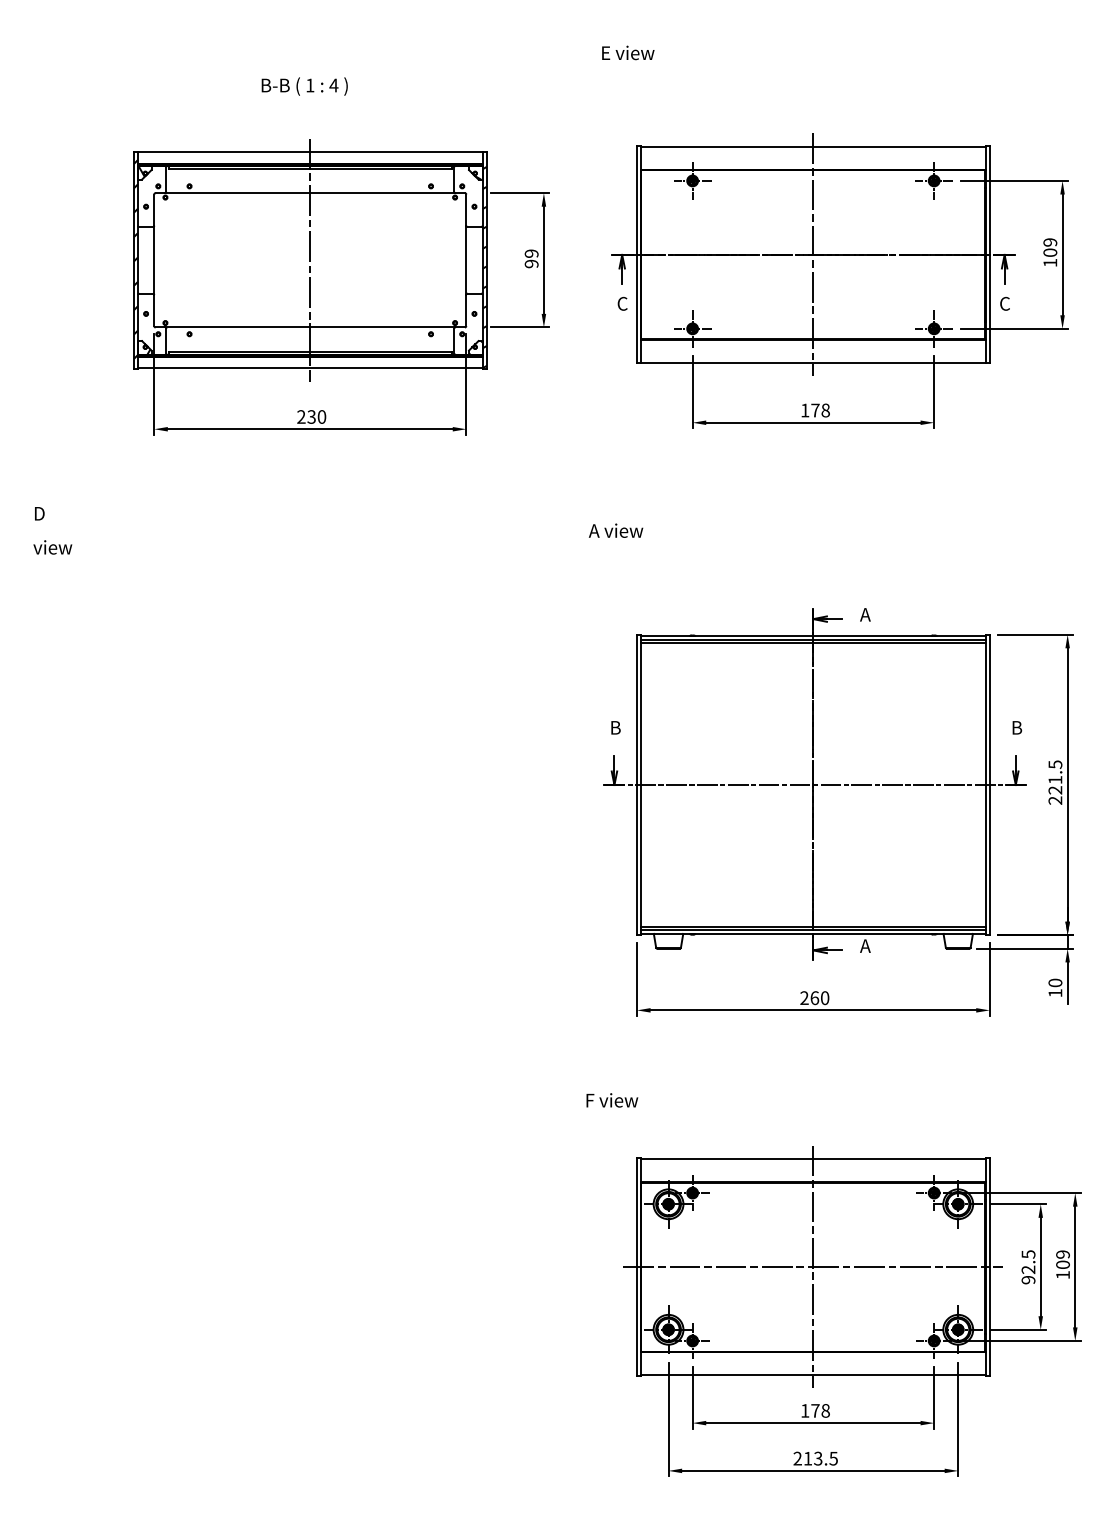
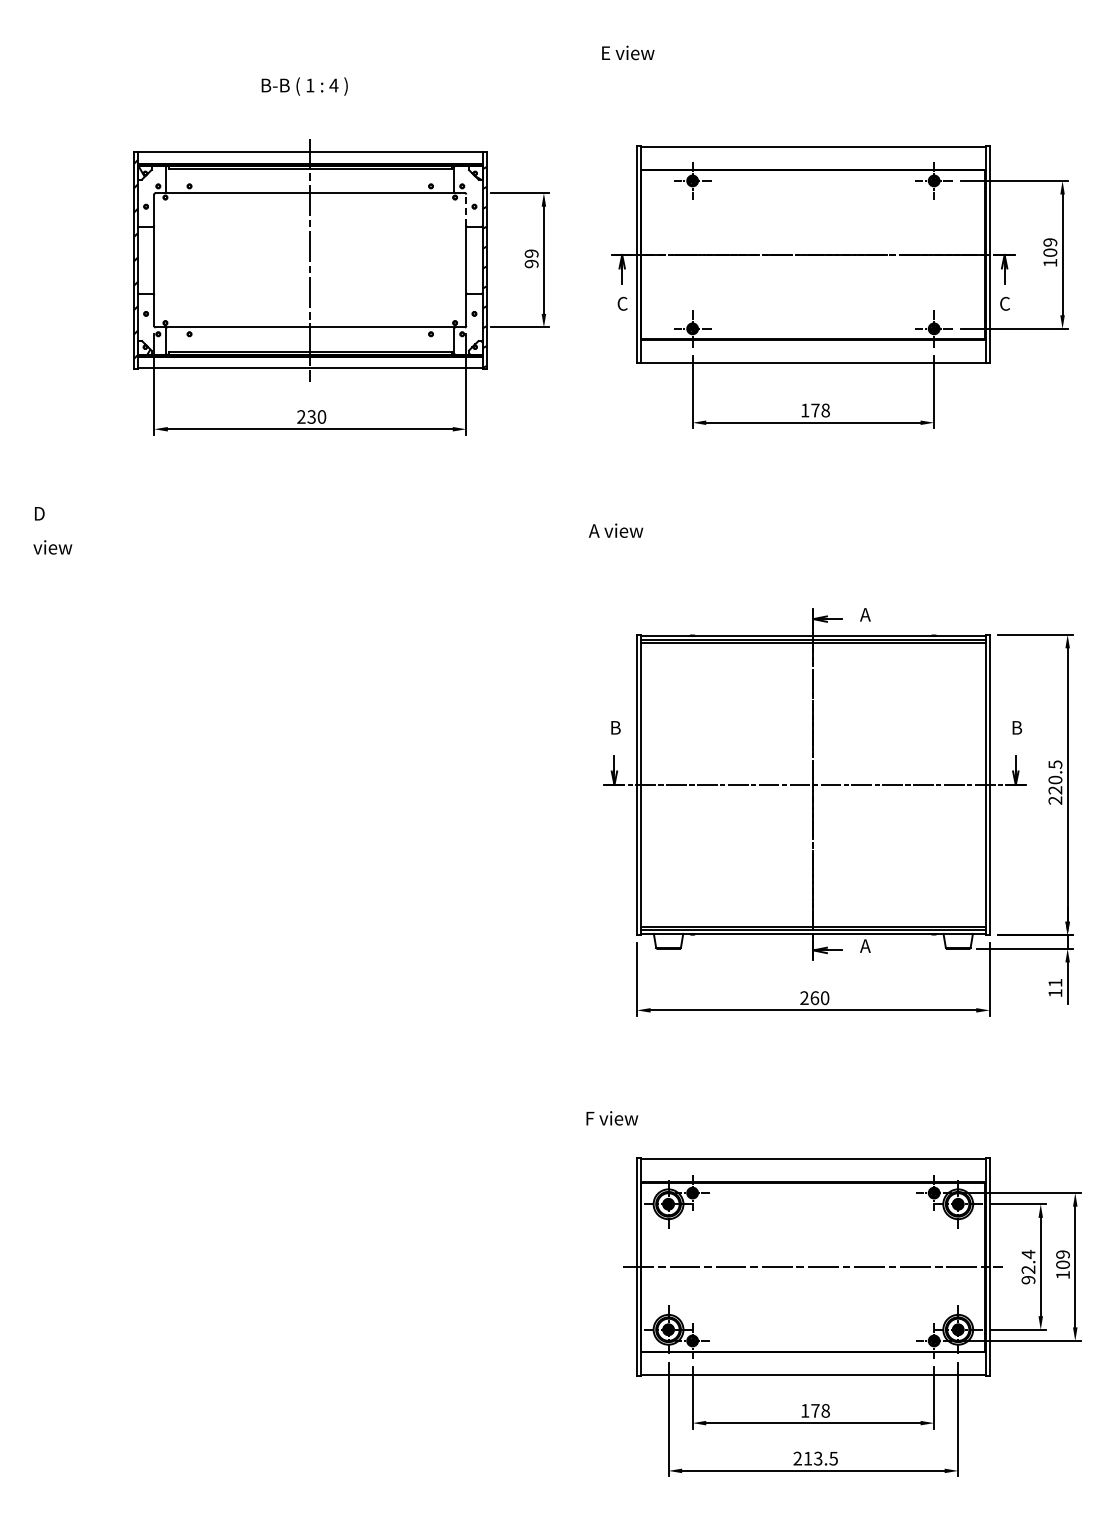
line: solid -> dashed (466, 210)
line: present -> none (813, 254)
text: 221.5 -> 220.5 (1055, 779)
text: 10 -> 11 (1055, 982)
text position: (612, 1100) -> (612, 1118) (612, 1118)
text: 92.5 -> 92.4 (1028, 1254)
line: present -> none (813, 1266)
